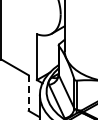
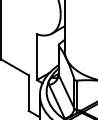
line: dashed -> solid (28, 93)
